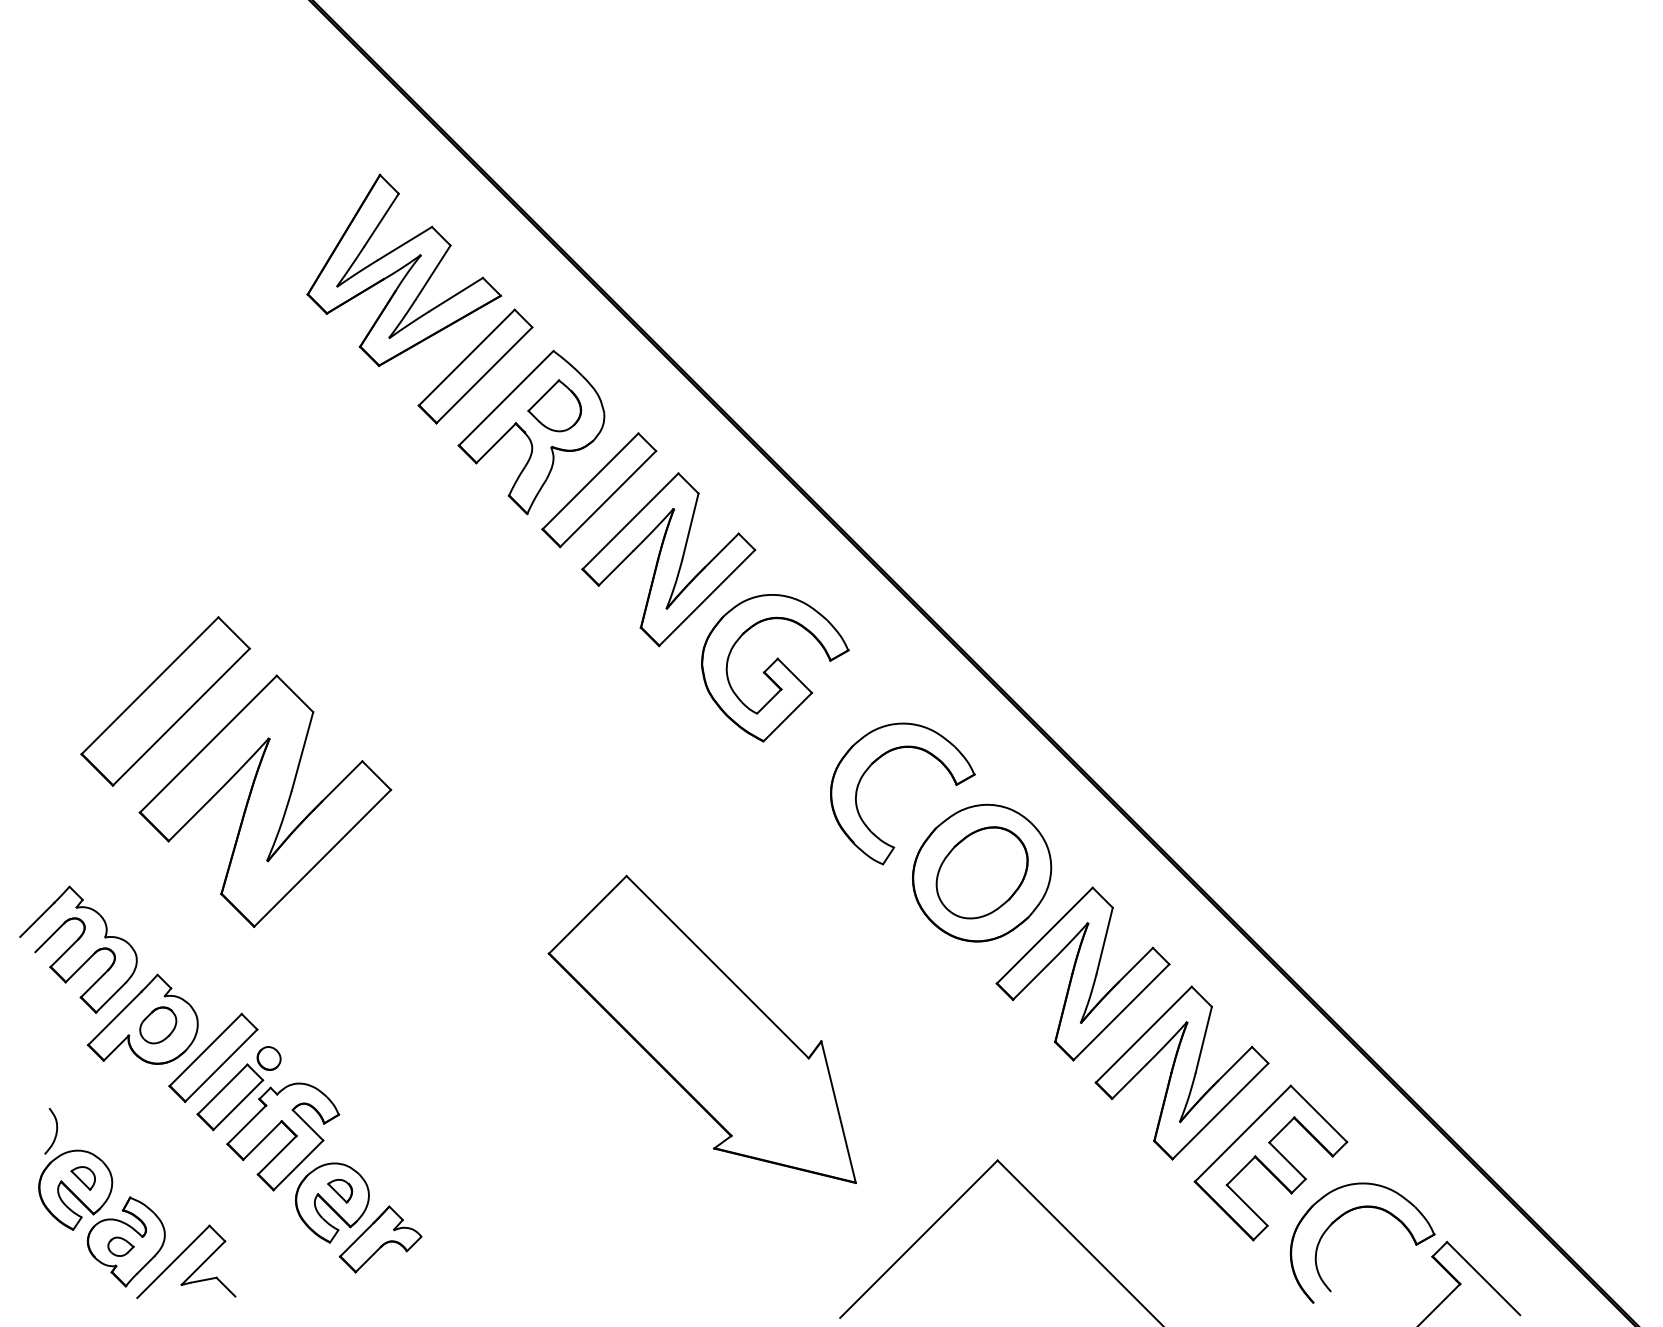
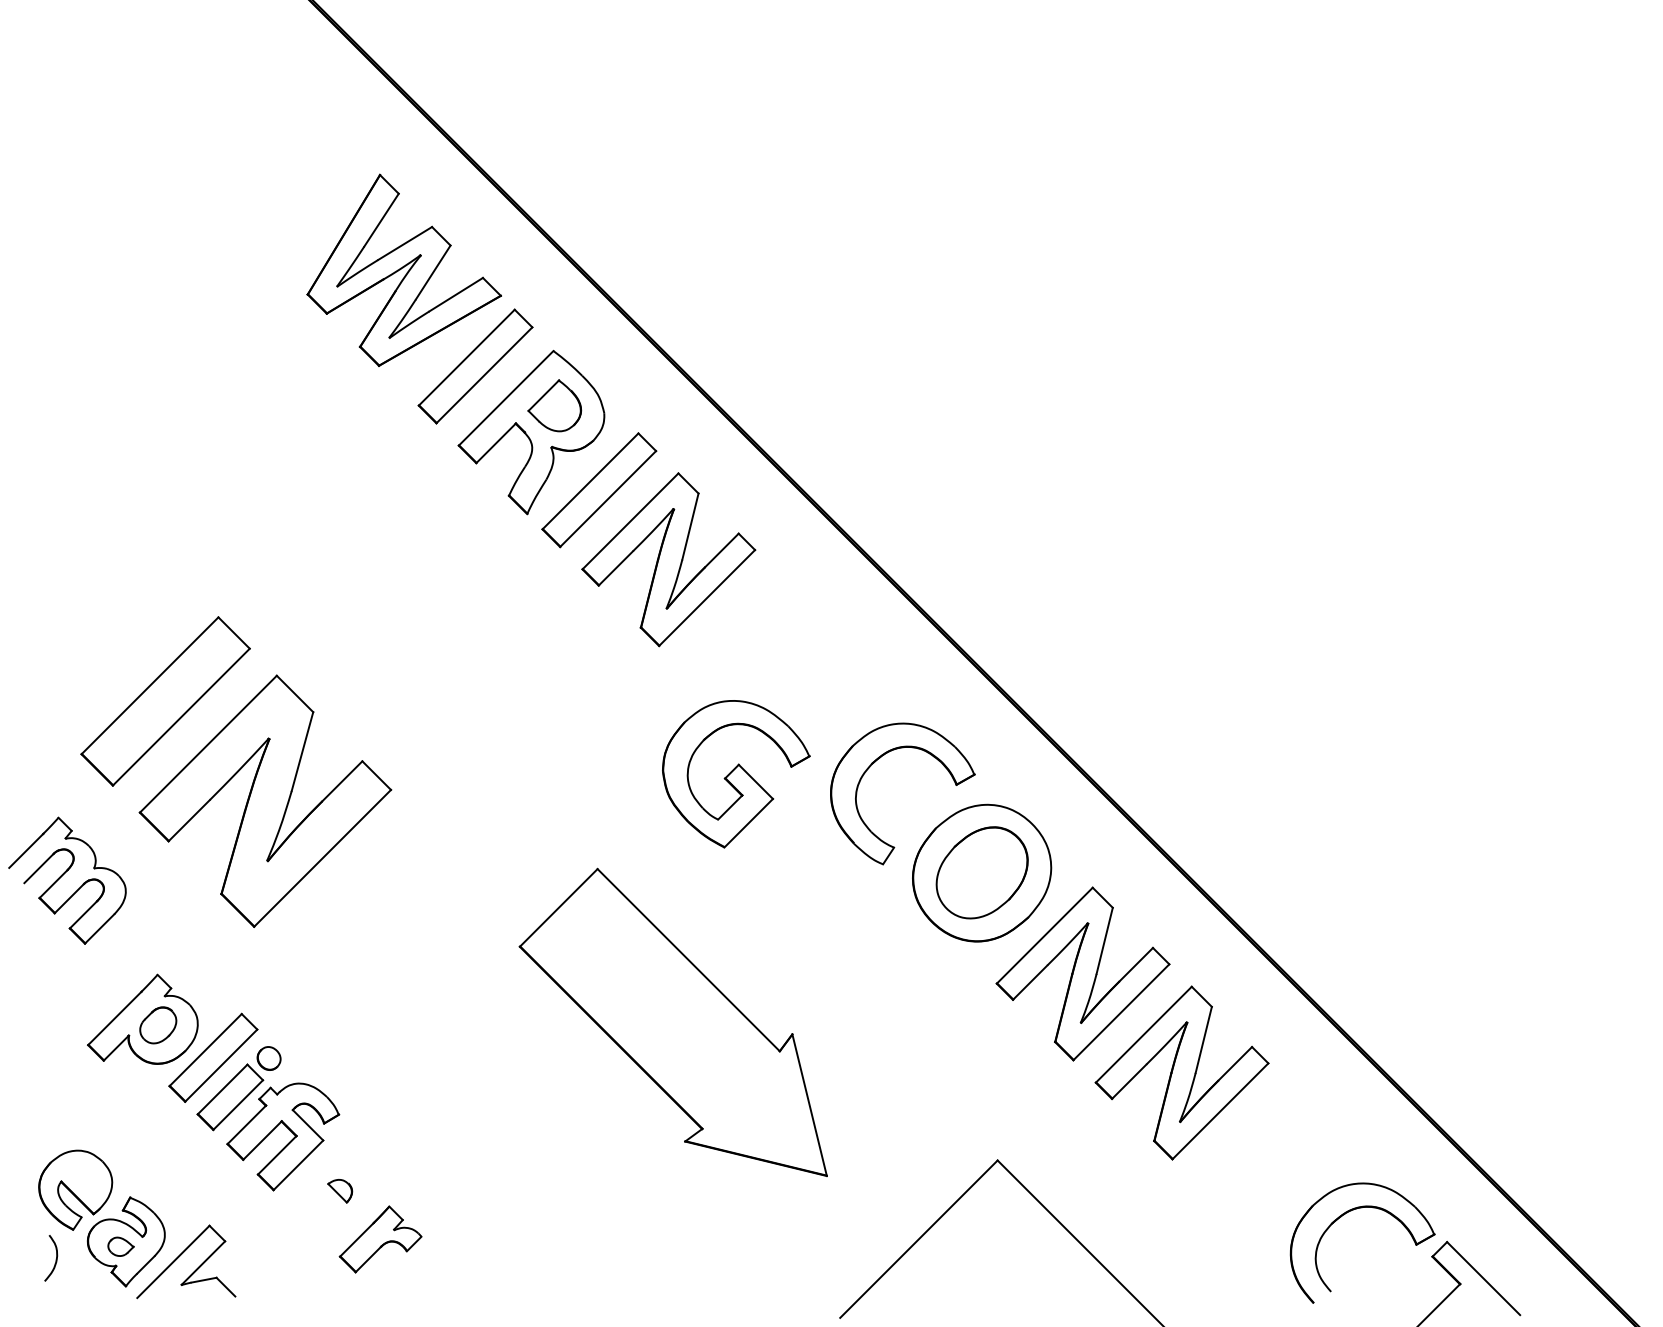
part position: (775, 668) -> (736, 774) (736, 774)
part position: (74, 944) -> (63, 875) (63, 875)
part position: (701, 1028) -> (672, 1021) (672, 1021)
curve position: (55, 1132) -> (55, 1259) (55, 1259)
part: present -> none (1270, 1162)
part: present -> none (82, 1178)
part: present -> none (332, 1202)
